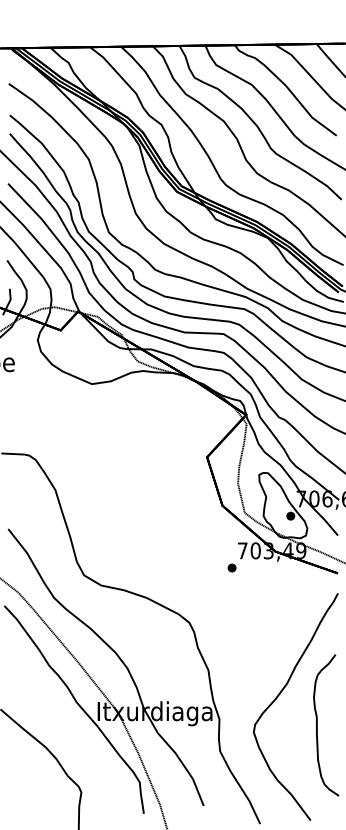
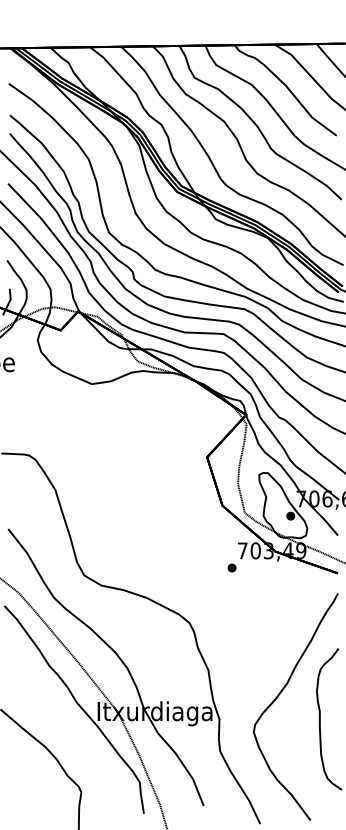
curve position: (317, 725) -> (320, 719) (320, 719)
